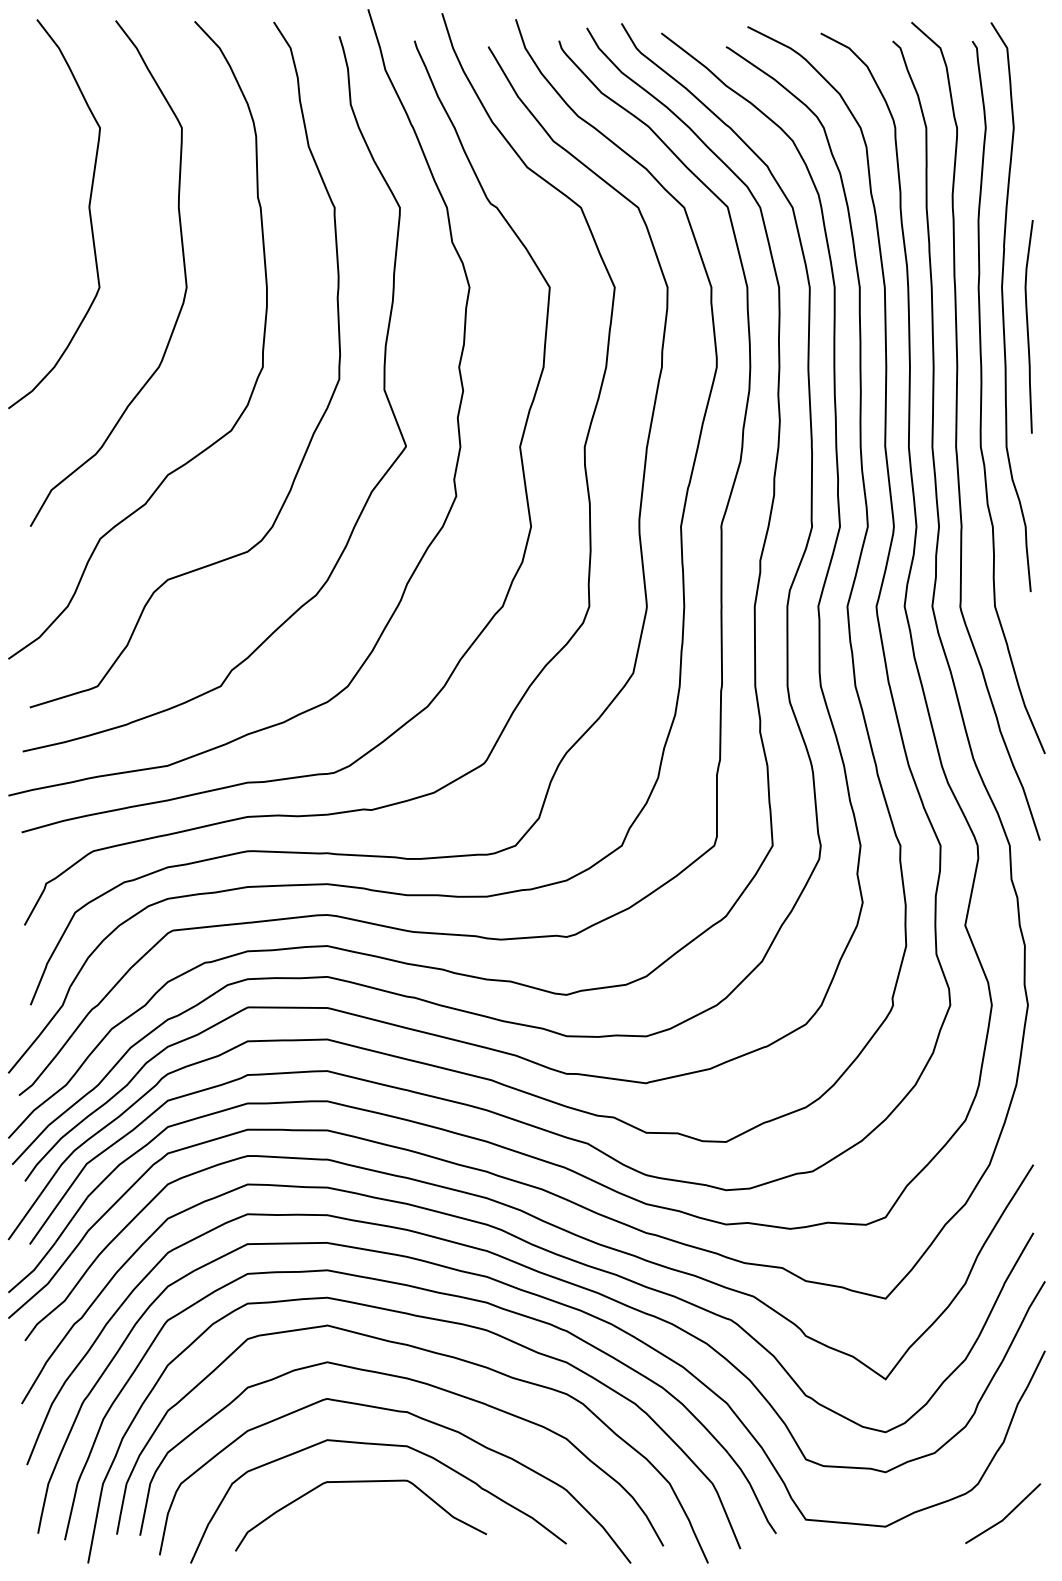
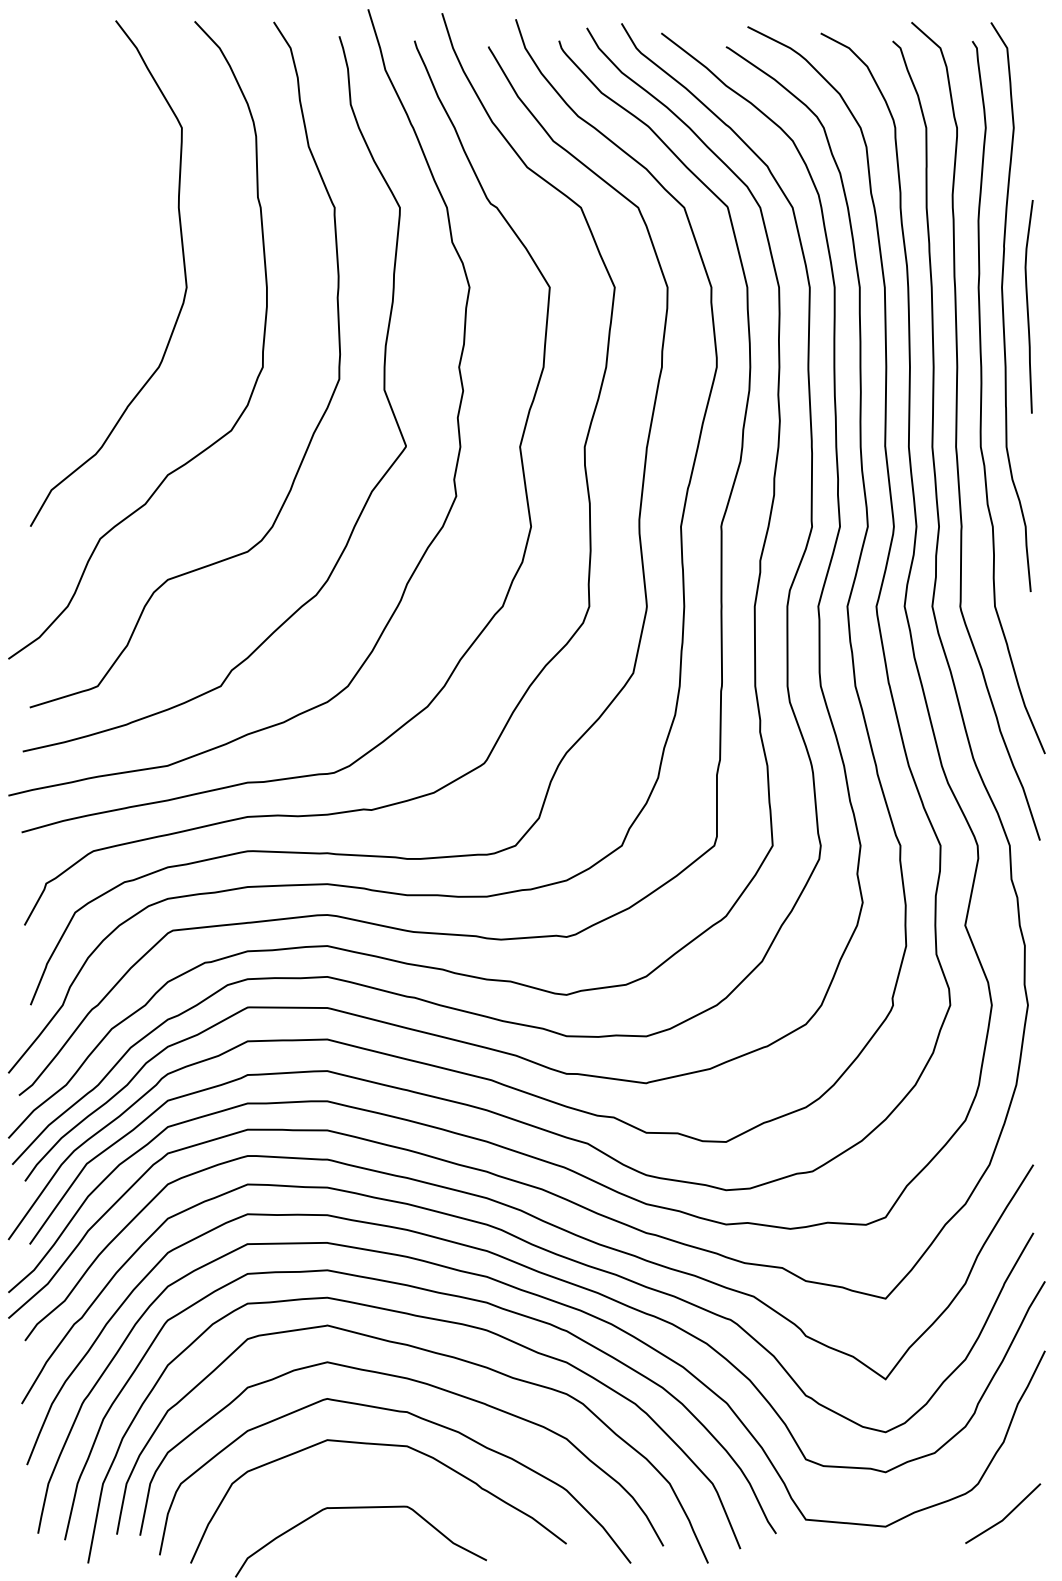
curve: present -> none (88, 210)
curve position: (1028, 326) -> (1028, 306) (1028, 306)
curve position: (360, 1482) -> (360, 1508) (360, 1508)
